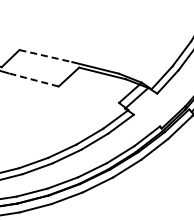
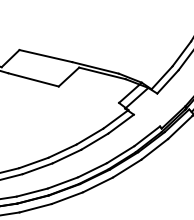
line: dashed -> solid (46, 56)
line: dashed -> solid (33, 79)
